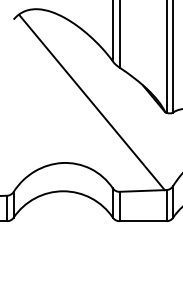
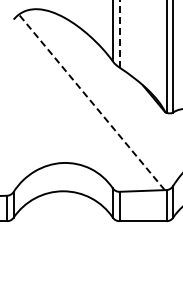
line: solid -> dashed (119, 33)
line: solid -> dashed (92, 102)
